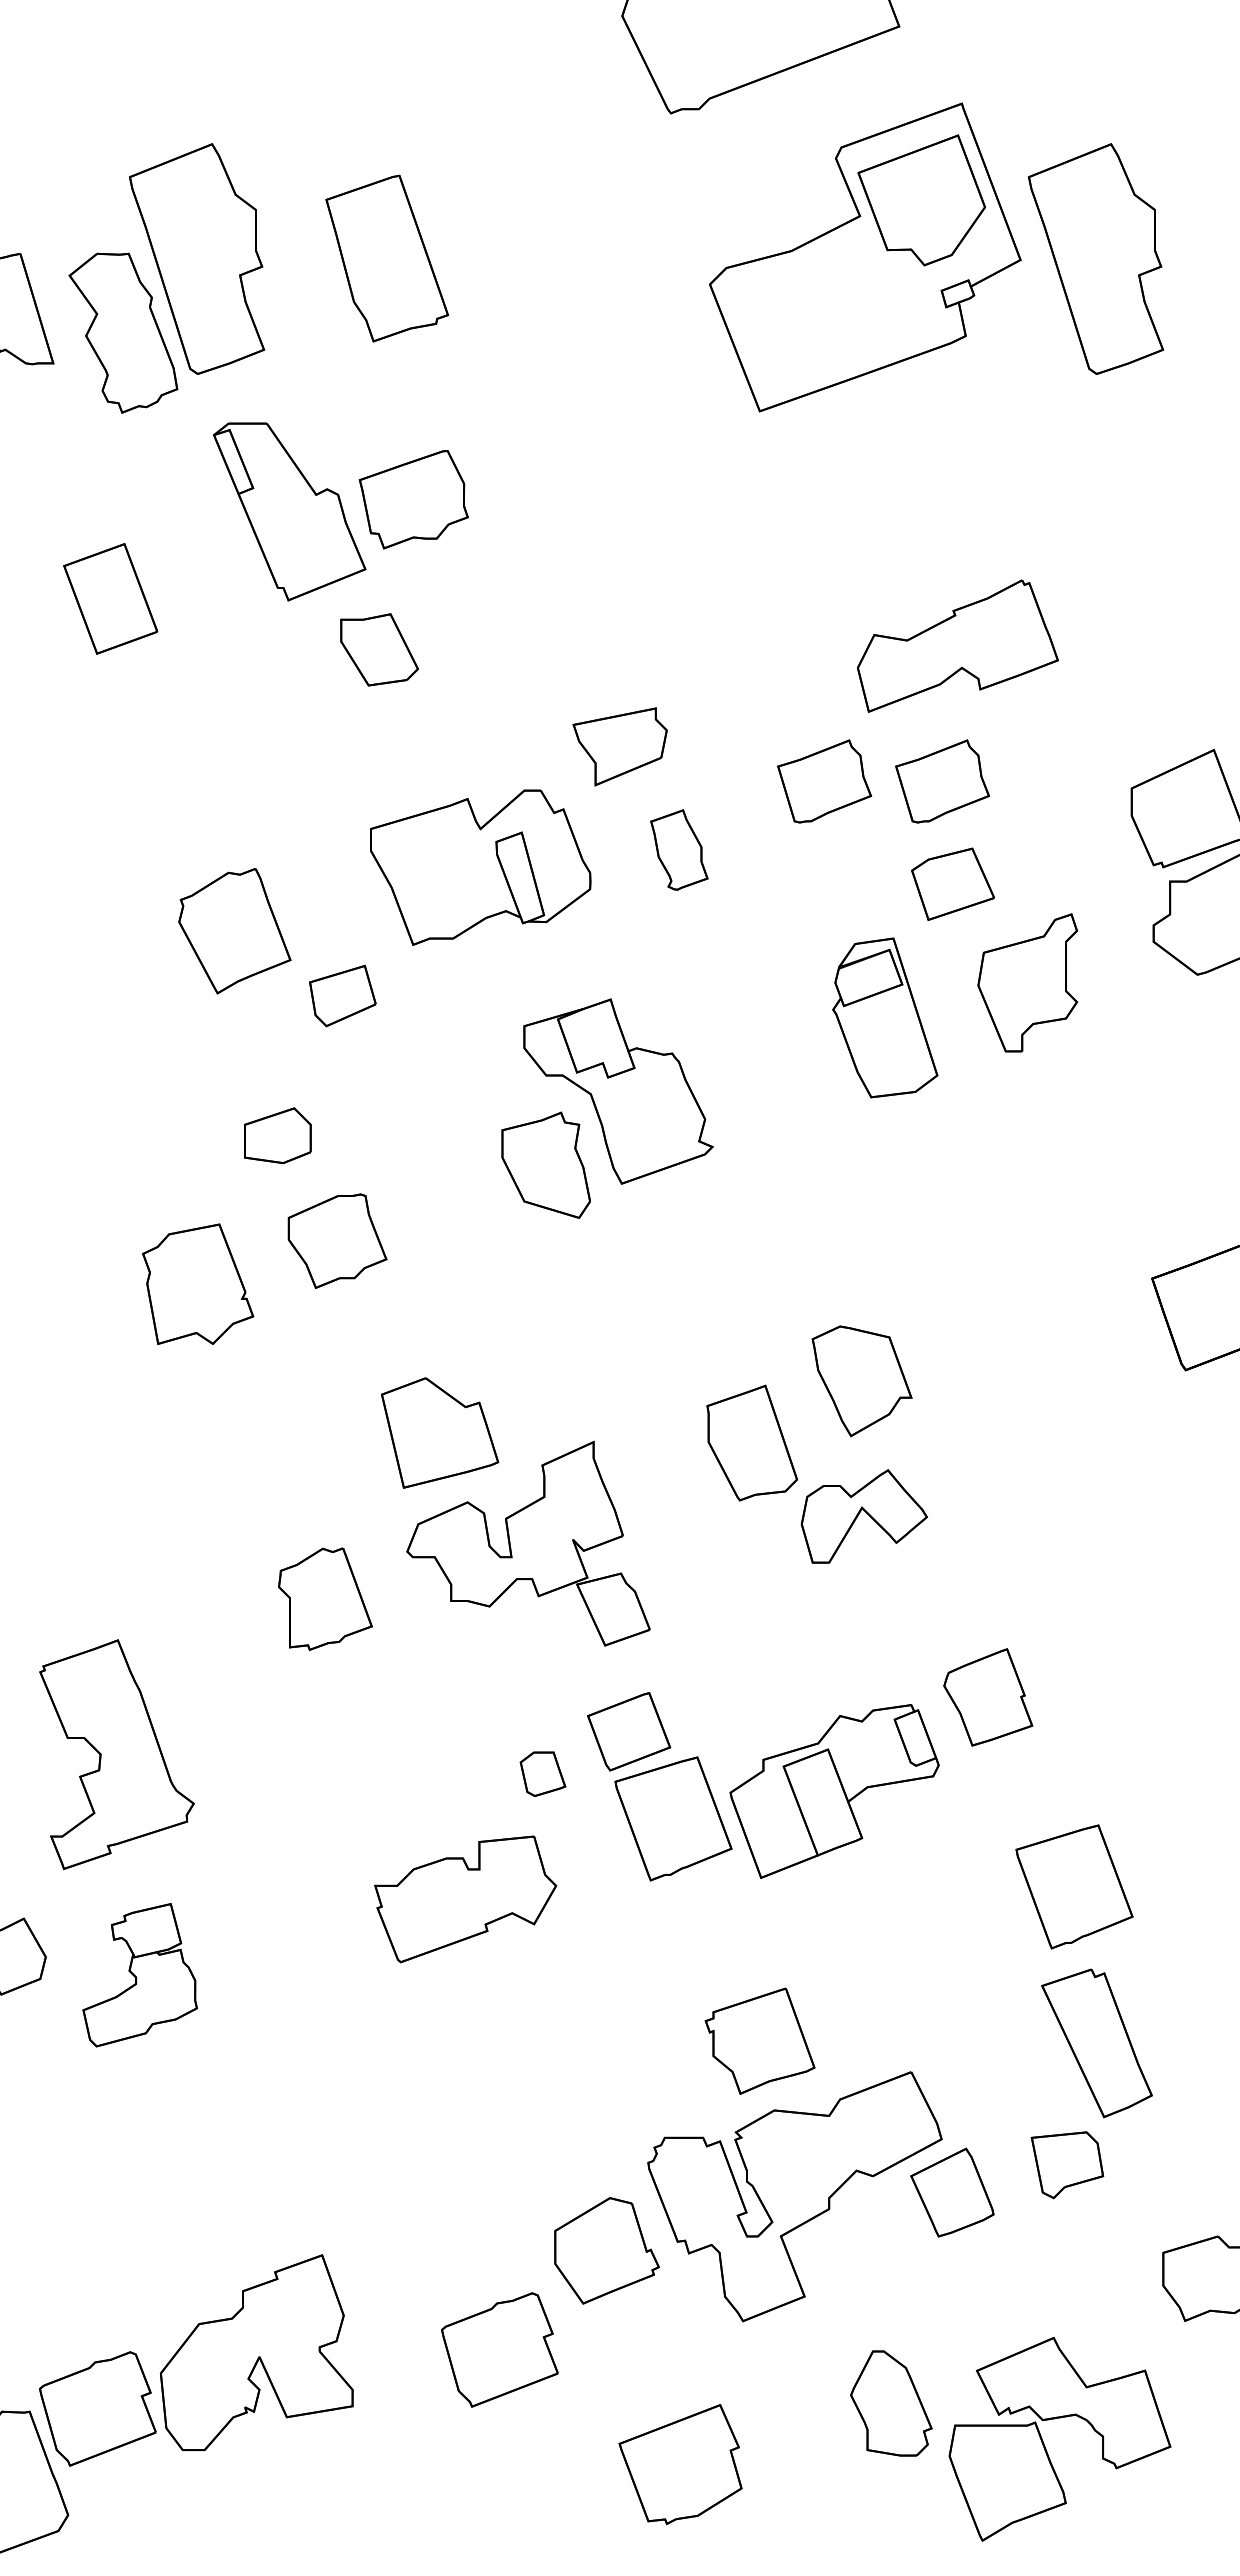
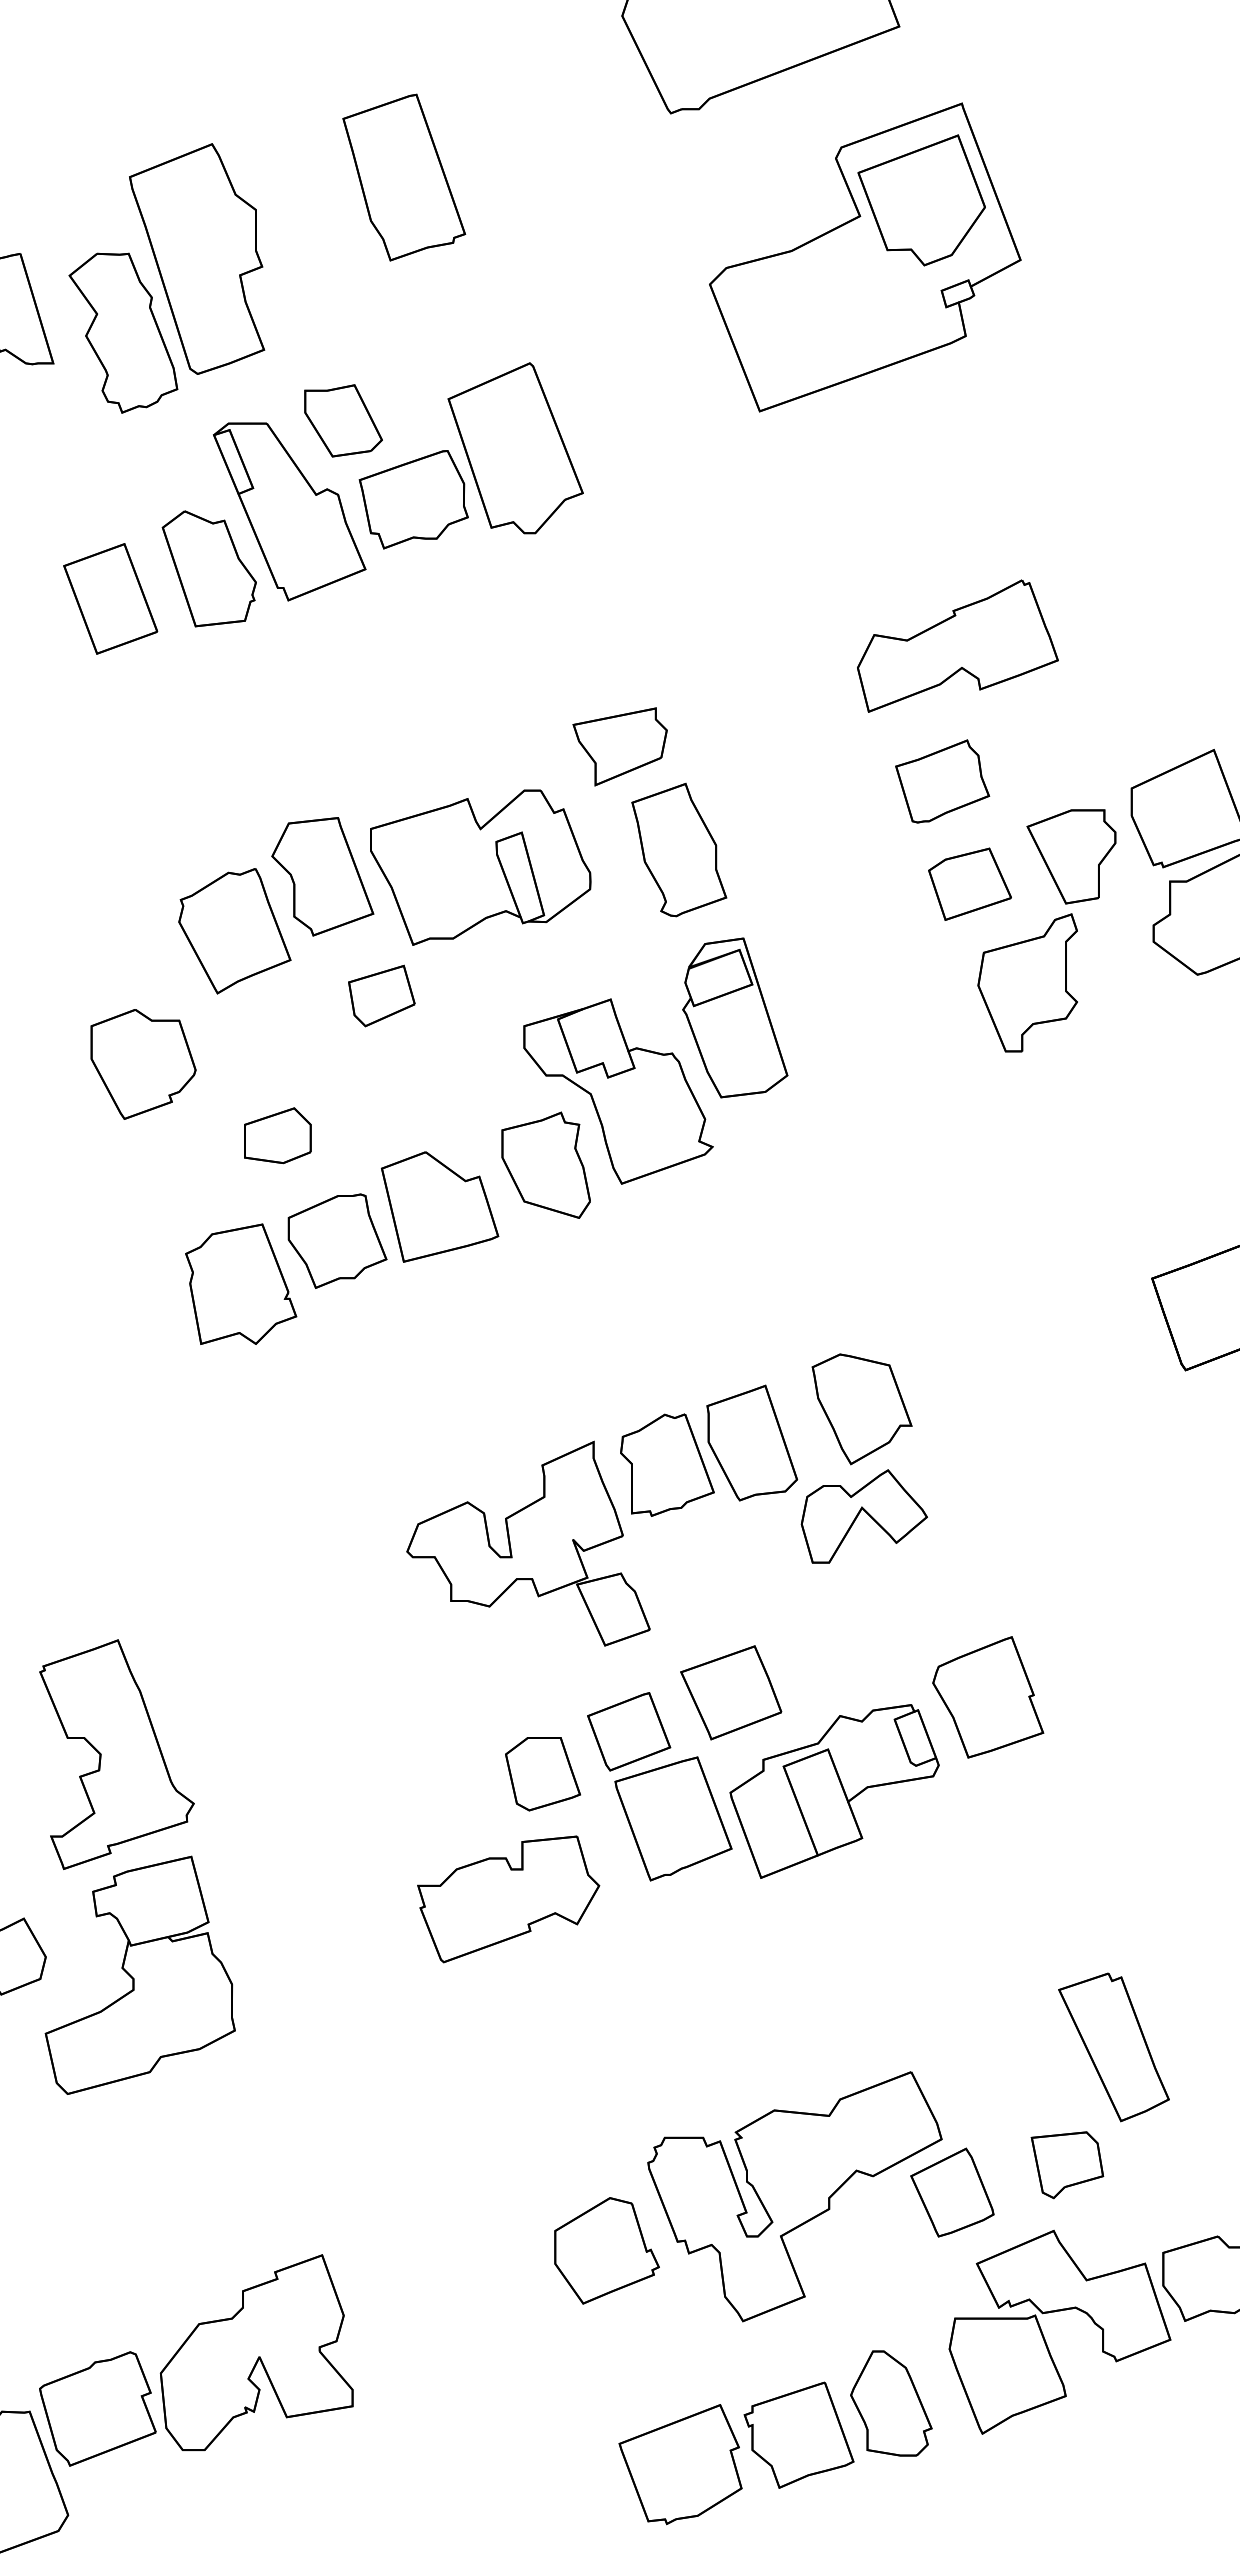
part position: (387, 258) -> (404, 177) (404, 177)
part: present -> none (1096, 258)
part: none -> present (515, 448)
part: none -> present (208, 568)
part position: (379, 649) -> (343, 420) (343, 420)
part: present -> none (824, 781)
part size: 59x82 px -> 97x136 px (679, 849)
part: none -> present (1071, 856)
part: none -> present (322, 876)
part position: (952, 883) -> (969, 883) (969, 883)
part position: (342, 995) -> (381, 995) (381, 995)
part position: (885, 1017) -> (735, 1017) (735, 1017)
part: none -> present (143, 1064)
part position: (198, 1283) -> (241, 1283) (241, 1283)
part position: (861, 1381) -> (861, 1409) (861, 1409)
part position: (440, 1432) -> (440, 1206) (440, 1206)
part position: (325, 1598) -> (667, 1464) (667, 1464)
part: none -> present (731, 1692)
part size: 91x99 px -> 113x123 px (988, 1697)
part size: 48x46 px -> 76x75 px (542, 1774)
part: present -> none (1074, 1886)
part position: (465, 1899) -> (508, 1899) (508, 1899)
part size: 116x145 px -> 192x240 px (139, 1974)
part position: (759, 2040) -> (798, 2434) (798, 2434)
part position: (1096, 2043) -> (1113, 2047) (1113, 2047)
part: present -> none (499, 2349)
part position: (1044, 2443) -> (1044, 2336) (1044, 2336)
